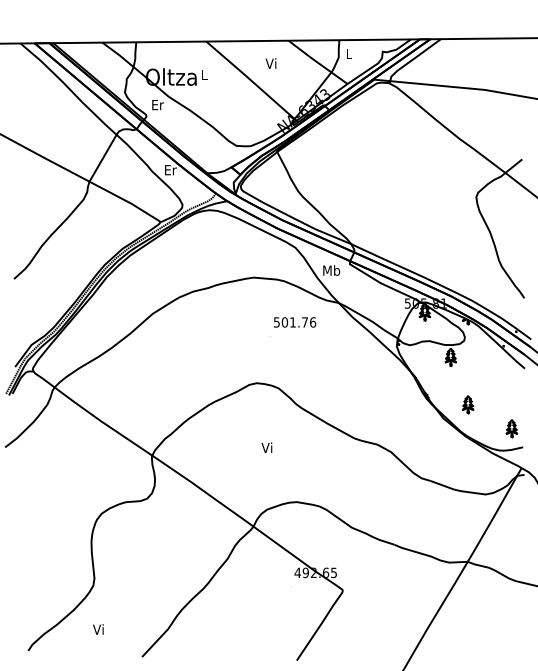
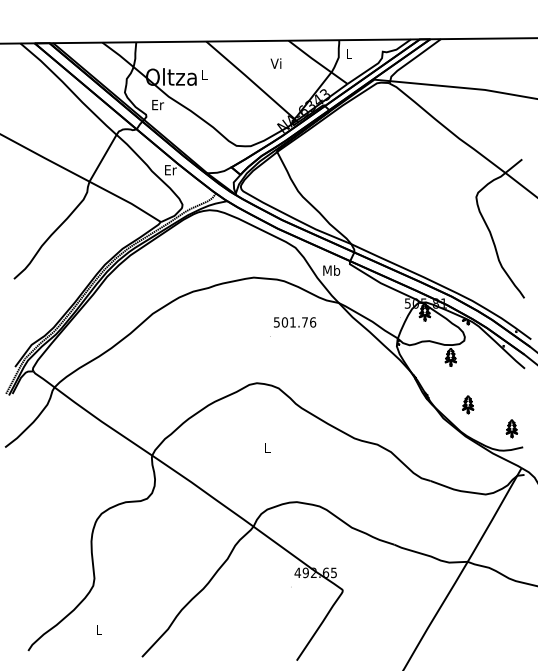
text position: (270, 63) -> (275, 63) (275, 63)
text: Vi -> L (266, 447)
text: Vi -> L (98, 629)
